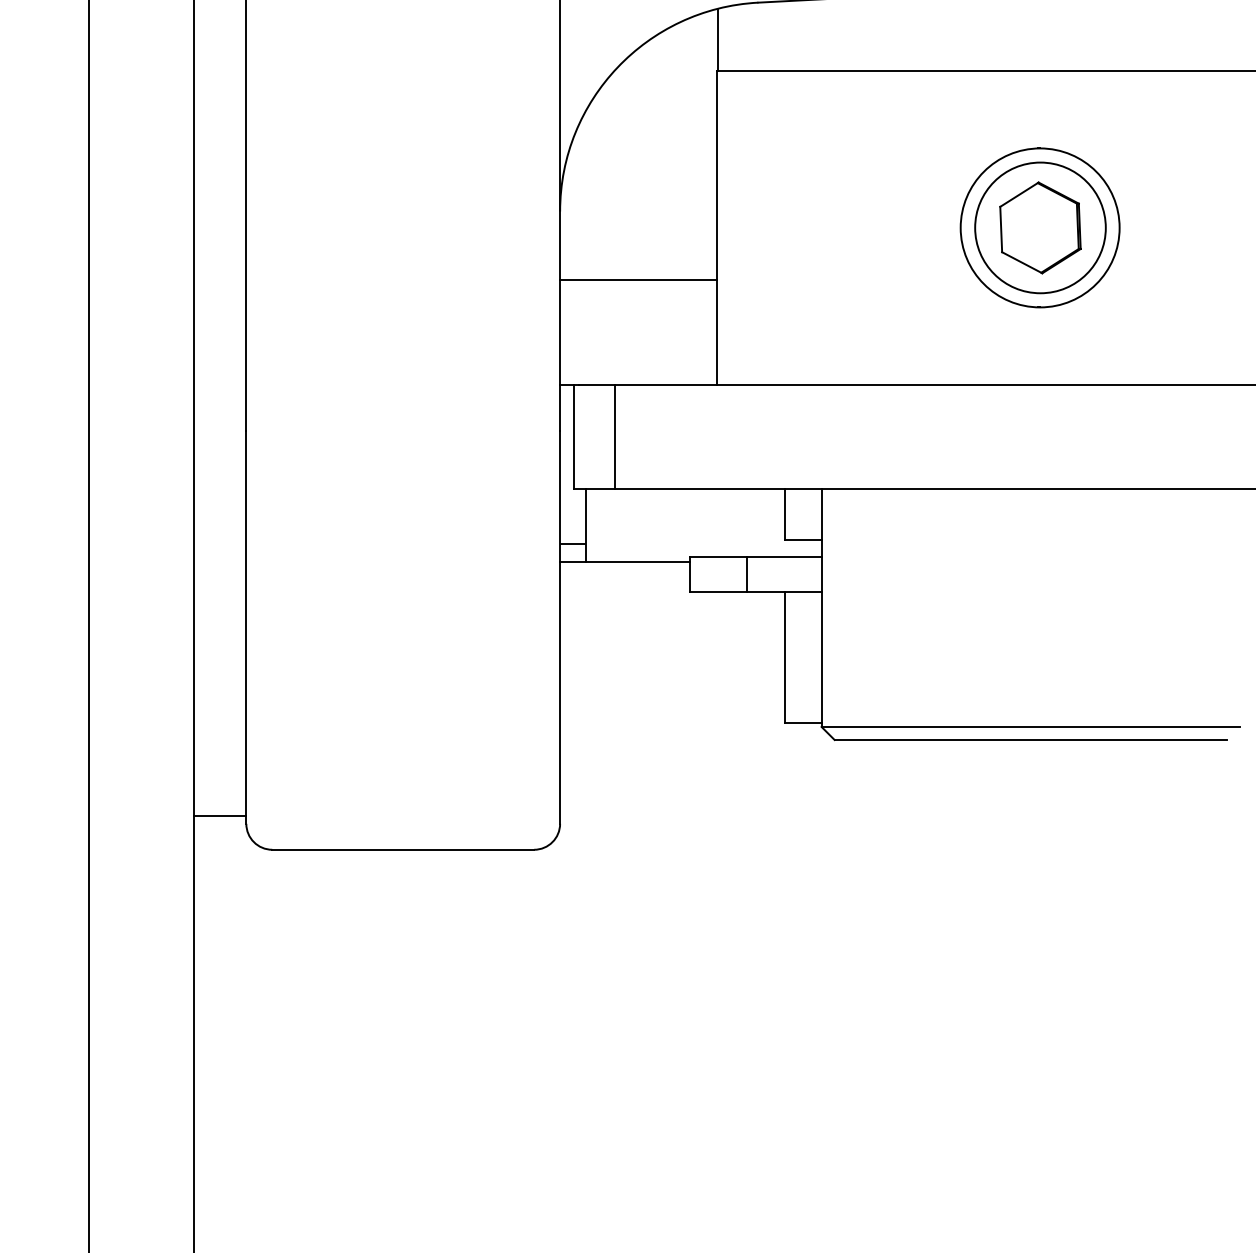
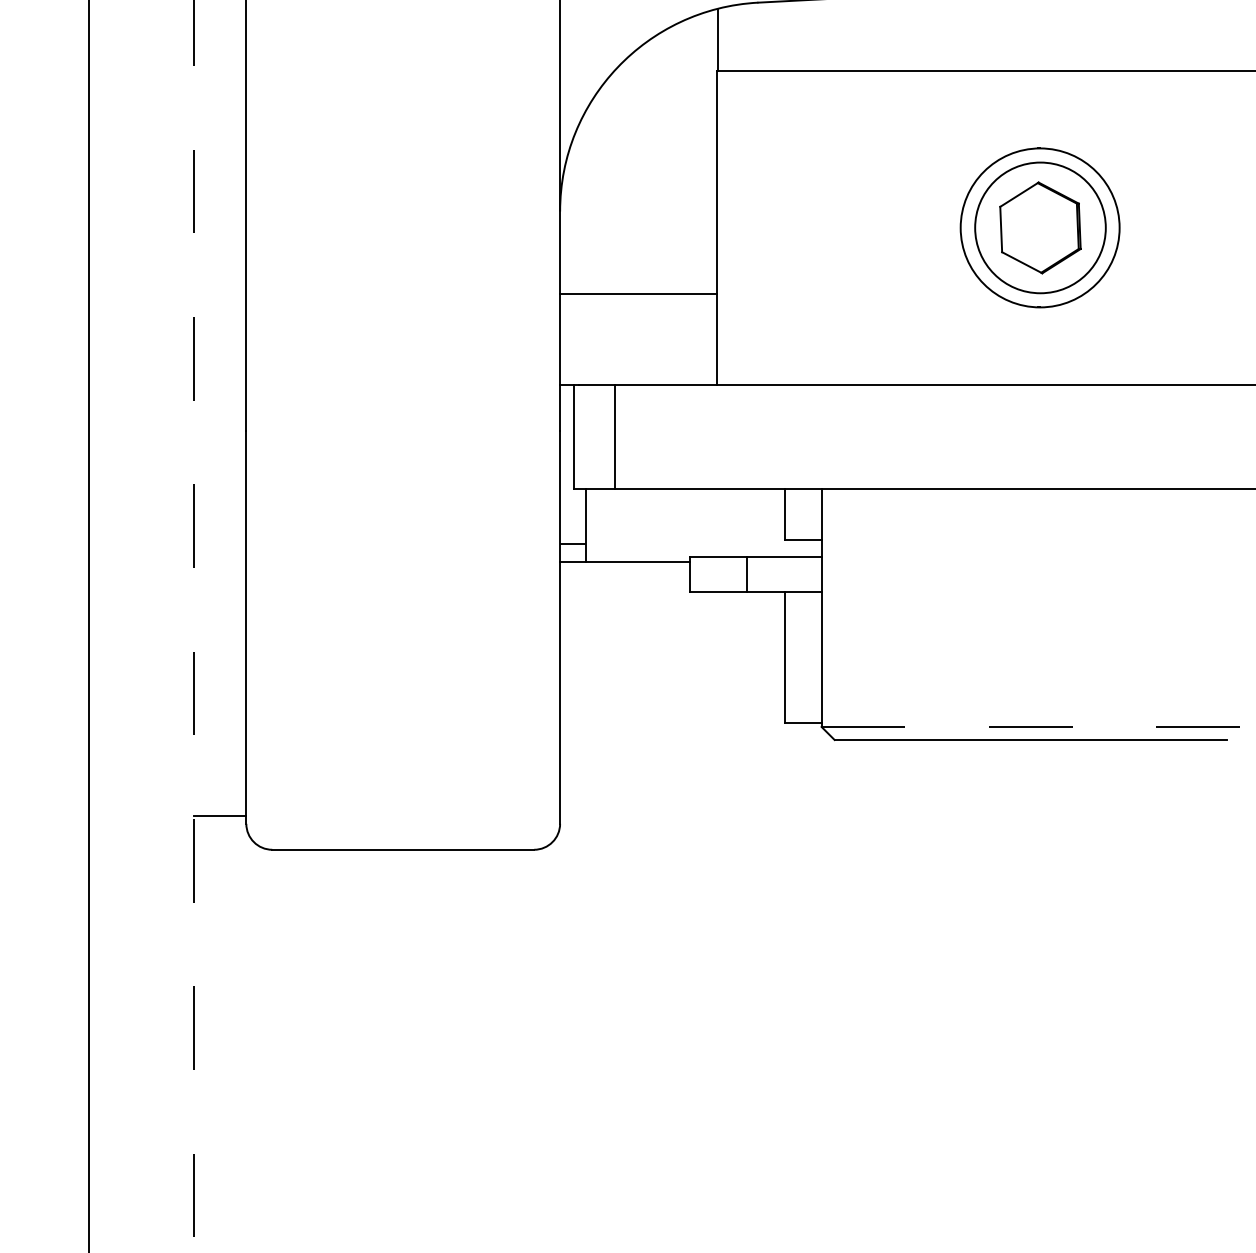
line position: (638, 280) -> (638, 294) (638, 294)
line: solid -> dashed (194, 626)
line: solid -> dashed (1031, 726)
